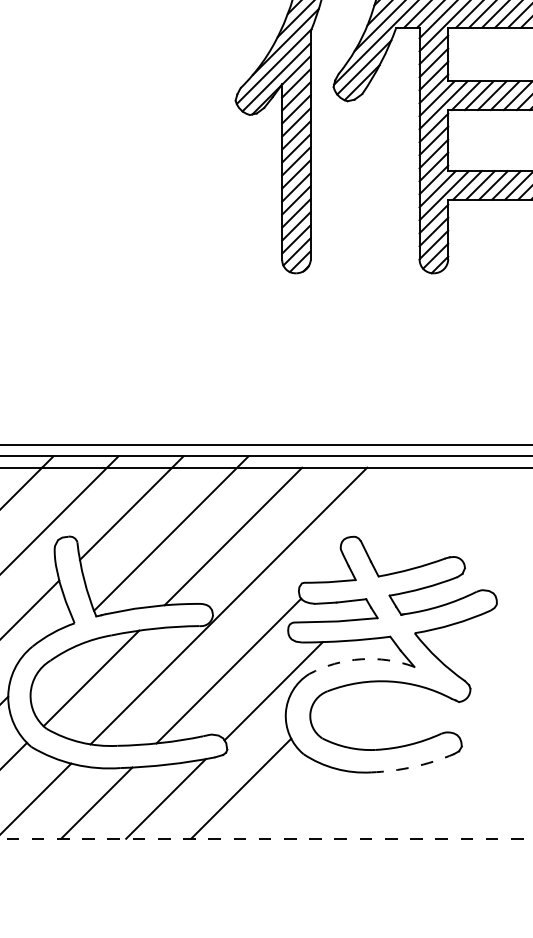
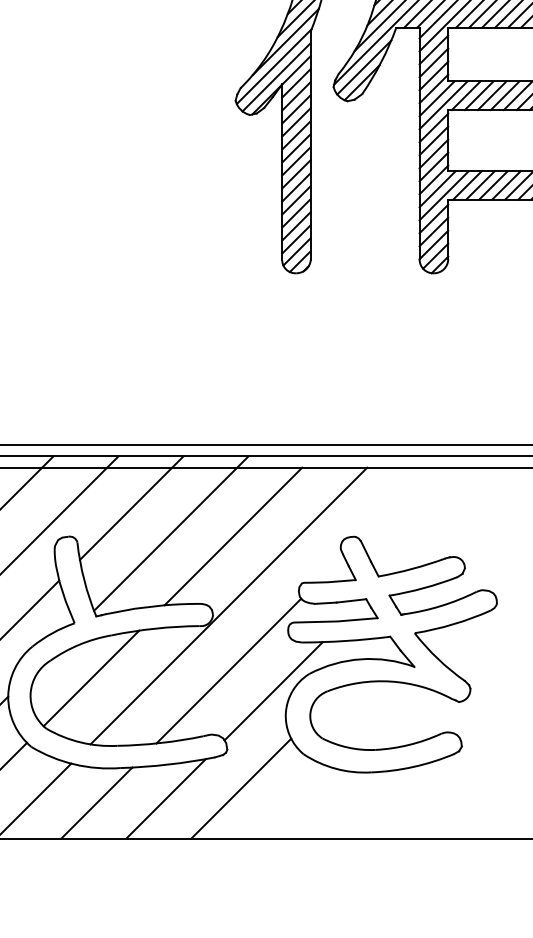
arc: dashed -> solid (361, 659)
arc: dashed -> solid (413, 766)
line: dashed -> solid (266, 838)
